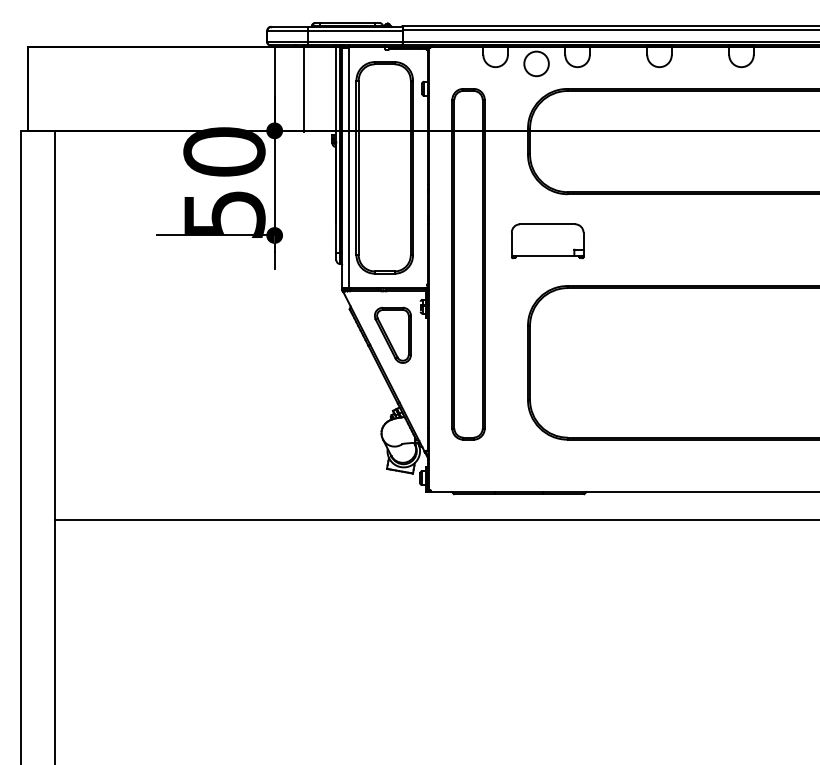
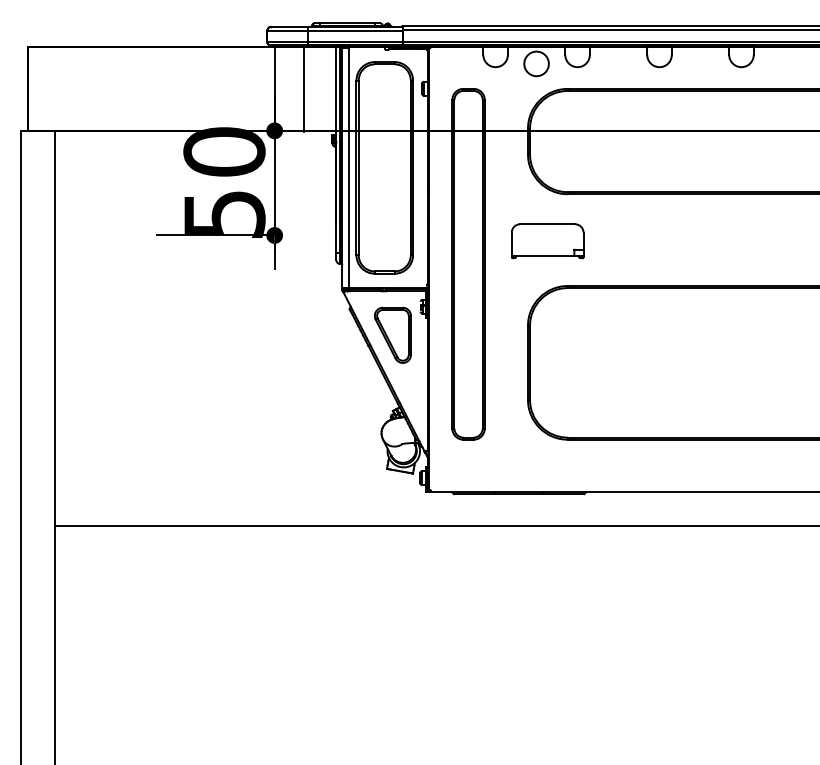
line position: (435, 520) -> (435, 526) (435, 526)
